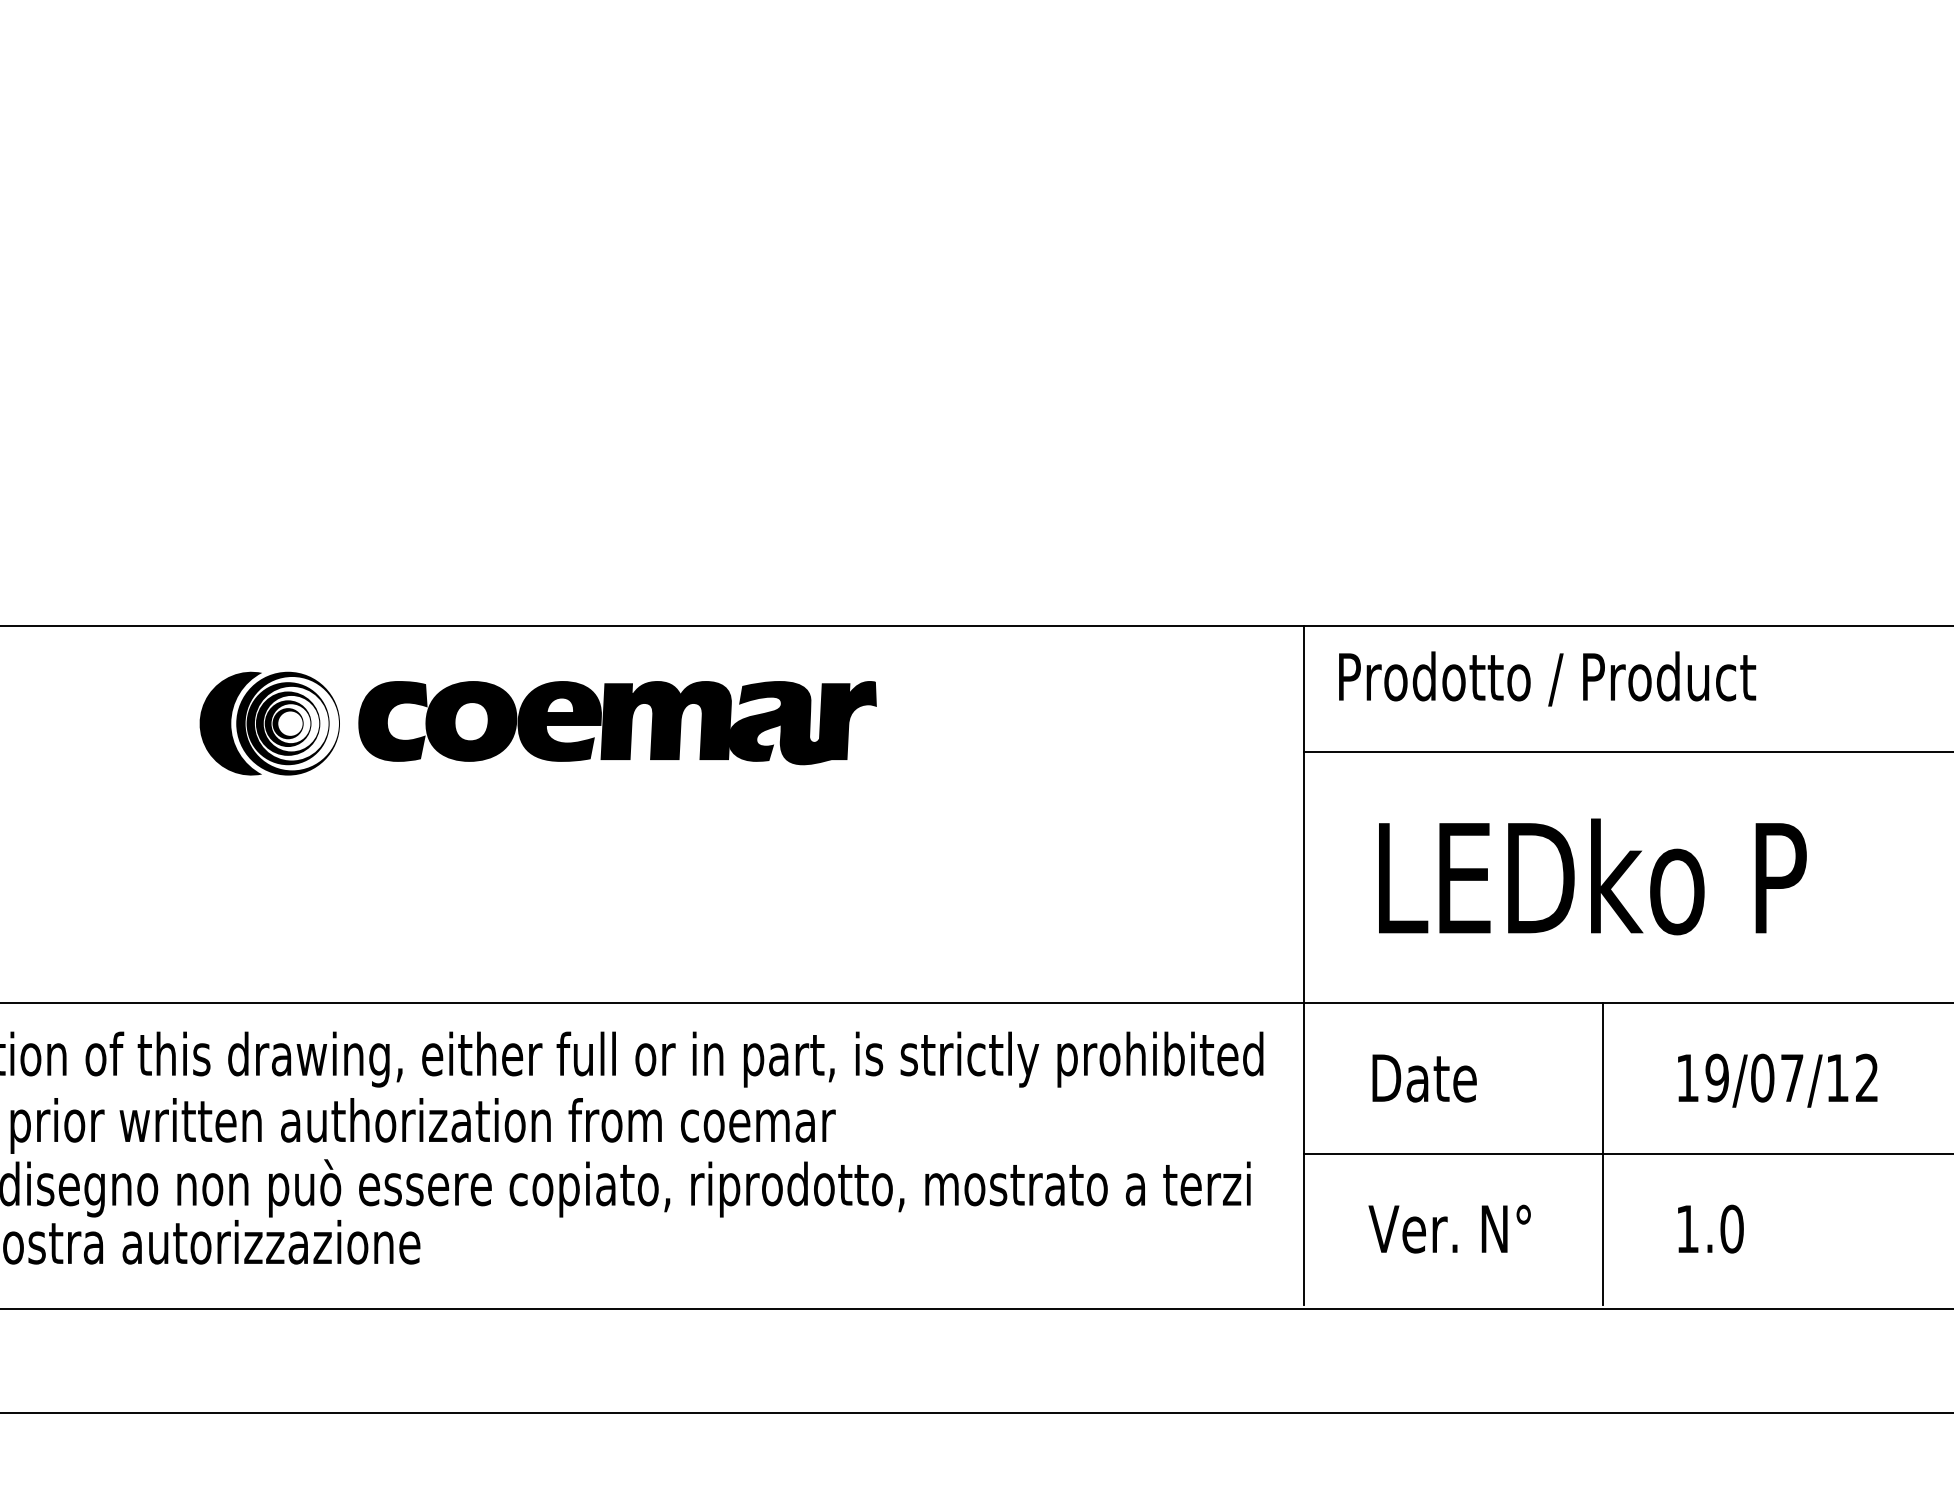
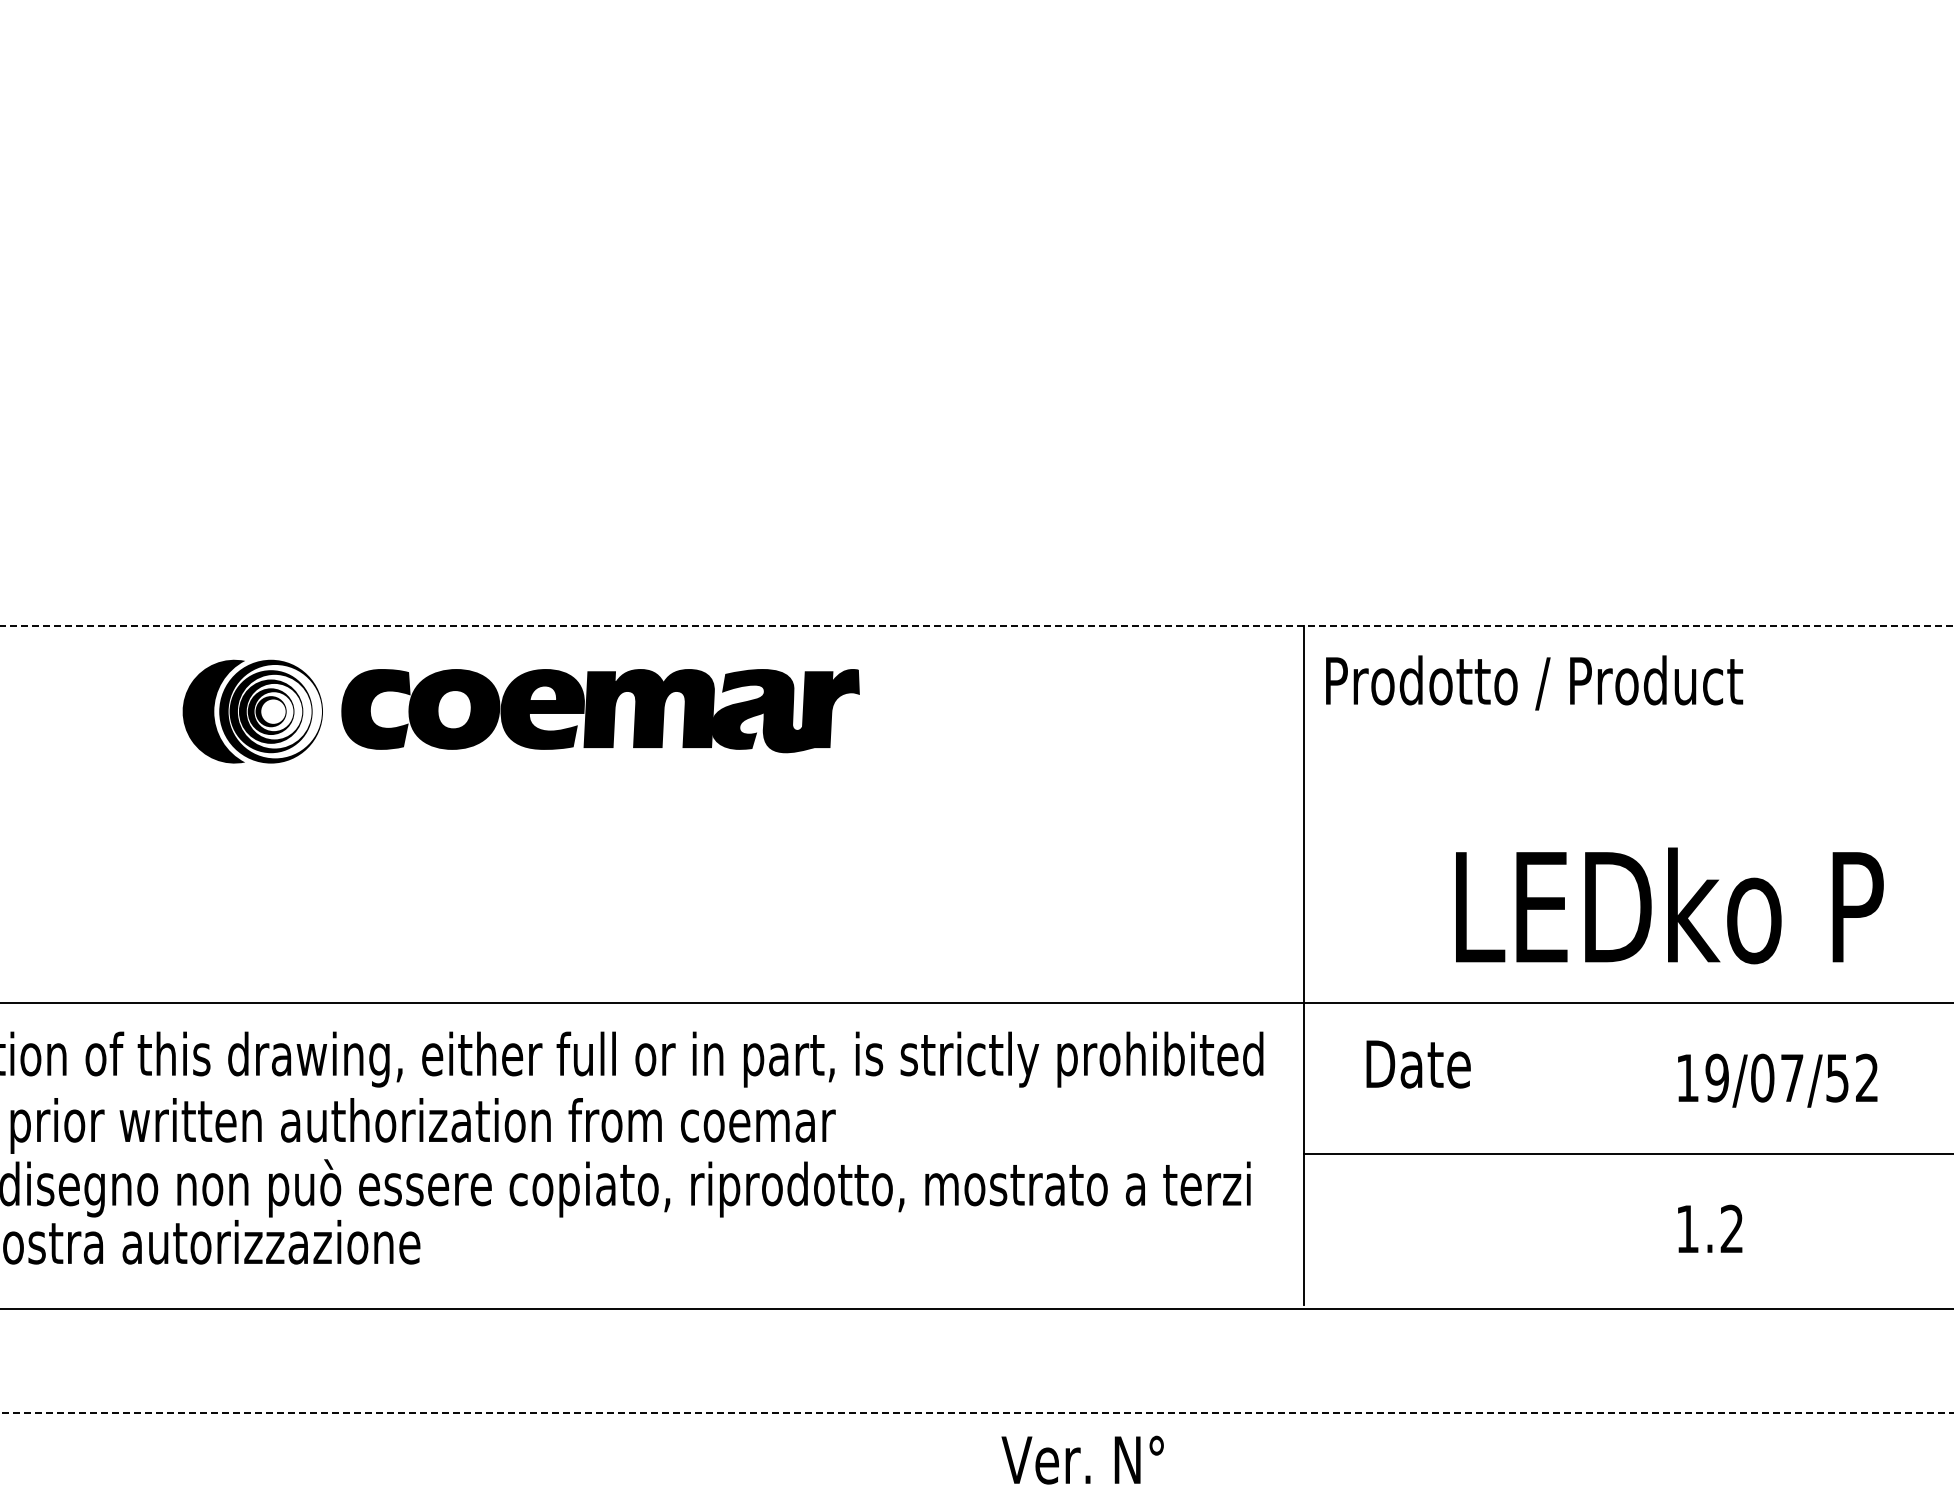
line: solid -> dashed (976, 625)
text position: (1547, 678) -> (1534, 682) (1534, 682)
part position: (537, 723) -> (520, 711) (520, 711)
line: present -> none (1627, 751)
text position: (1592, 876) -> (1669, 905) (1669, 905)
text position: (1424, 1078) -> (1418, 1064) (1418, 1064)
text: 19/07/12 -> 19/07/52 (1837, 1078)
line: present -> none (1602, 1154)
text position: (1449, 1228) -> (1082, 1459) (1082, 1459)
text: 1.0 -> 1.2 (1731, 1228)
line: solid -> dashed (977, 1413)
